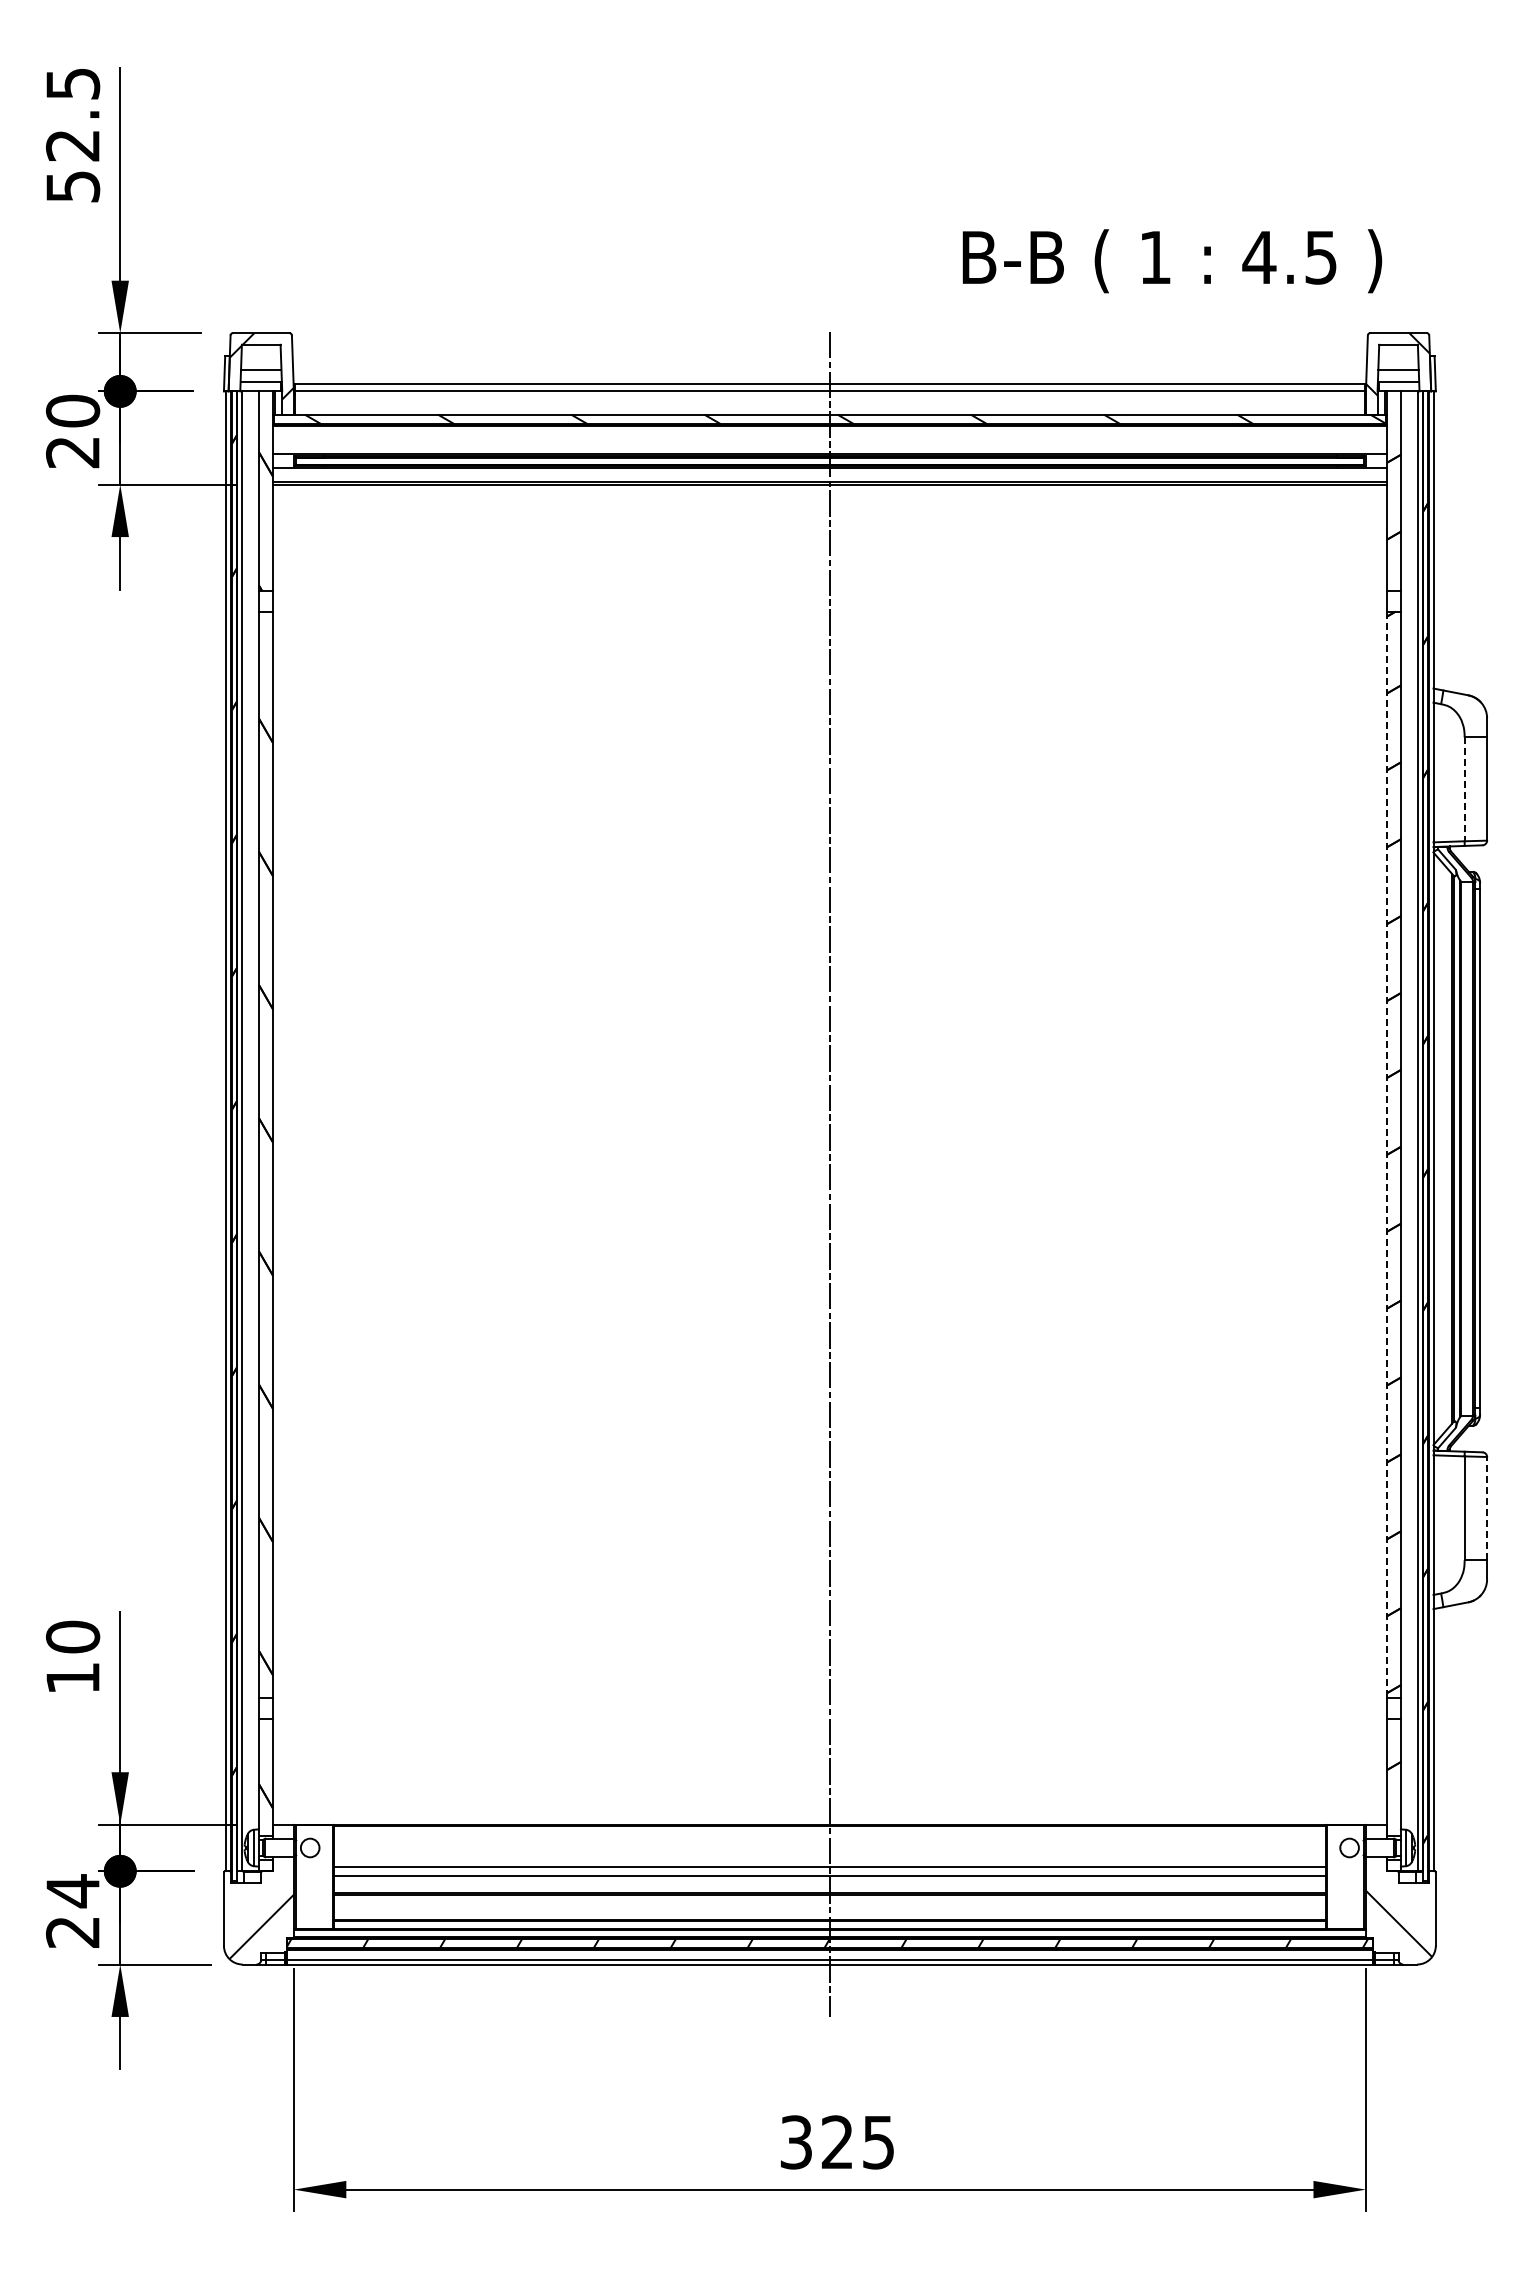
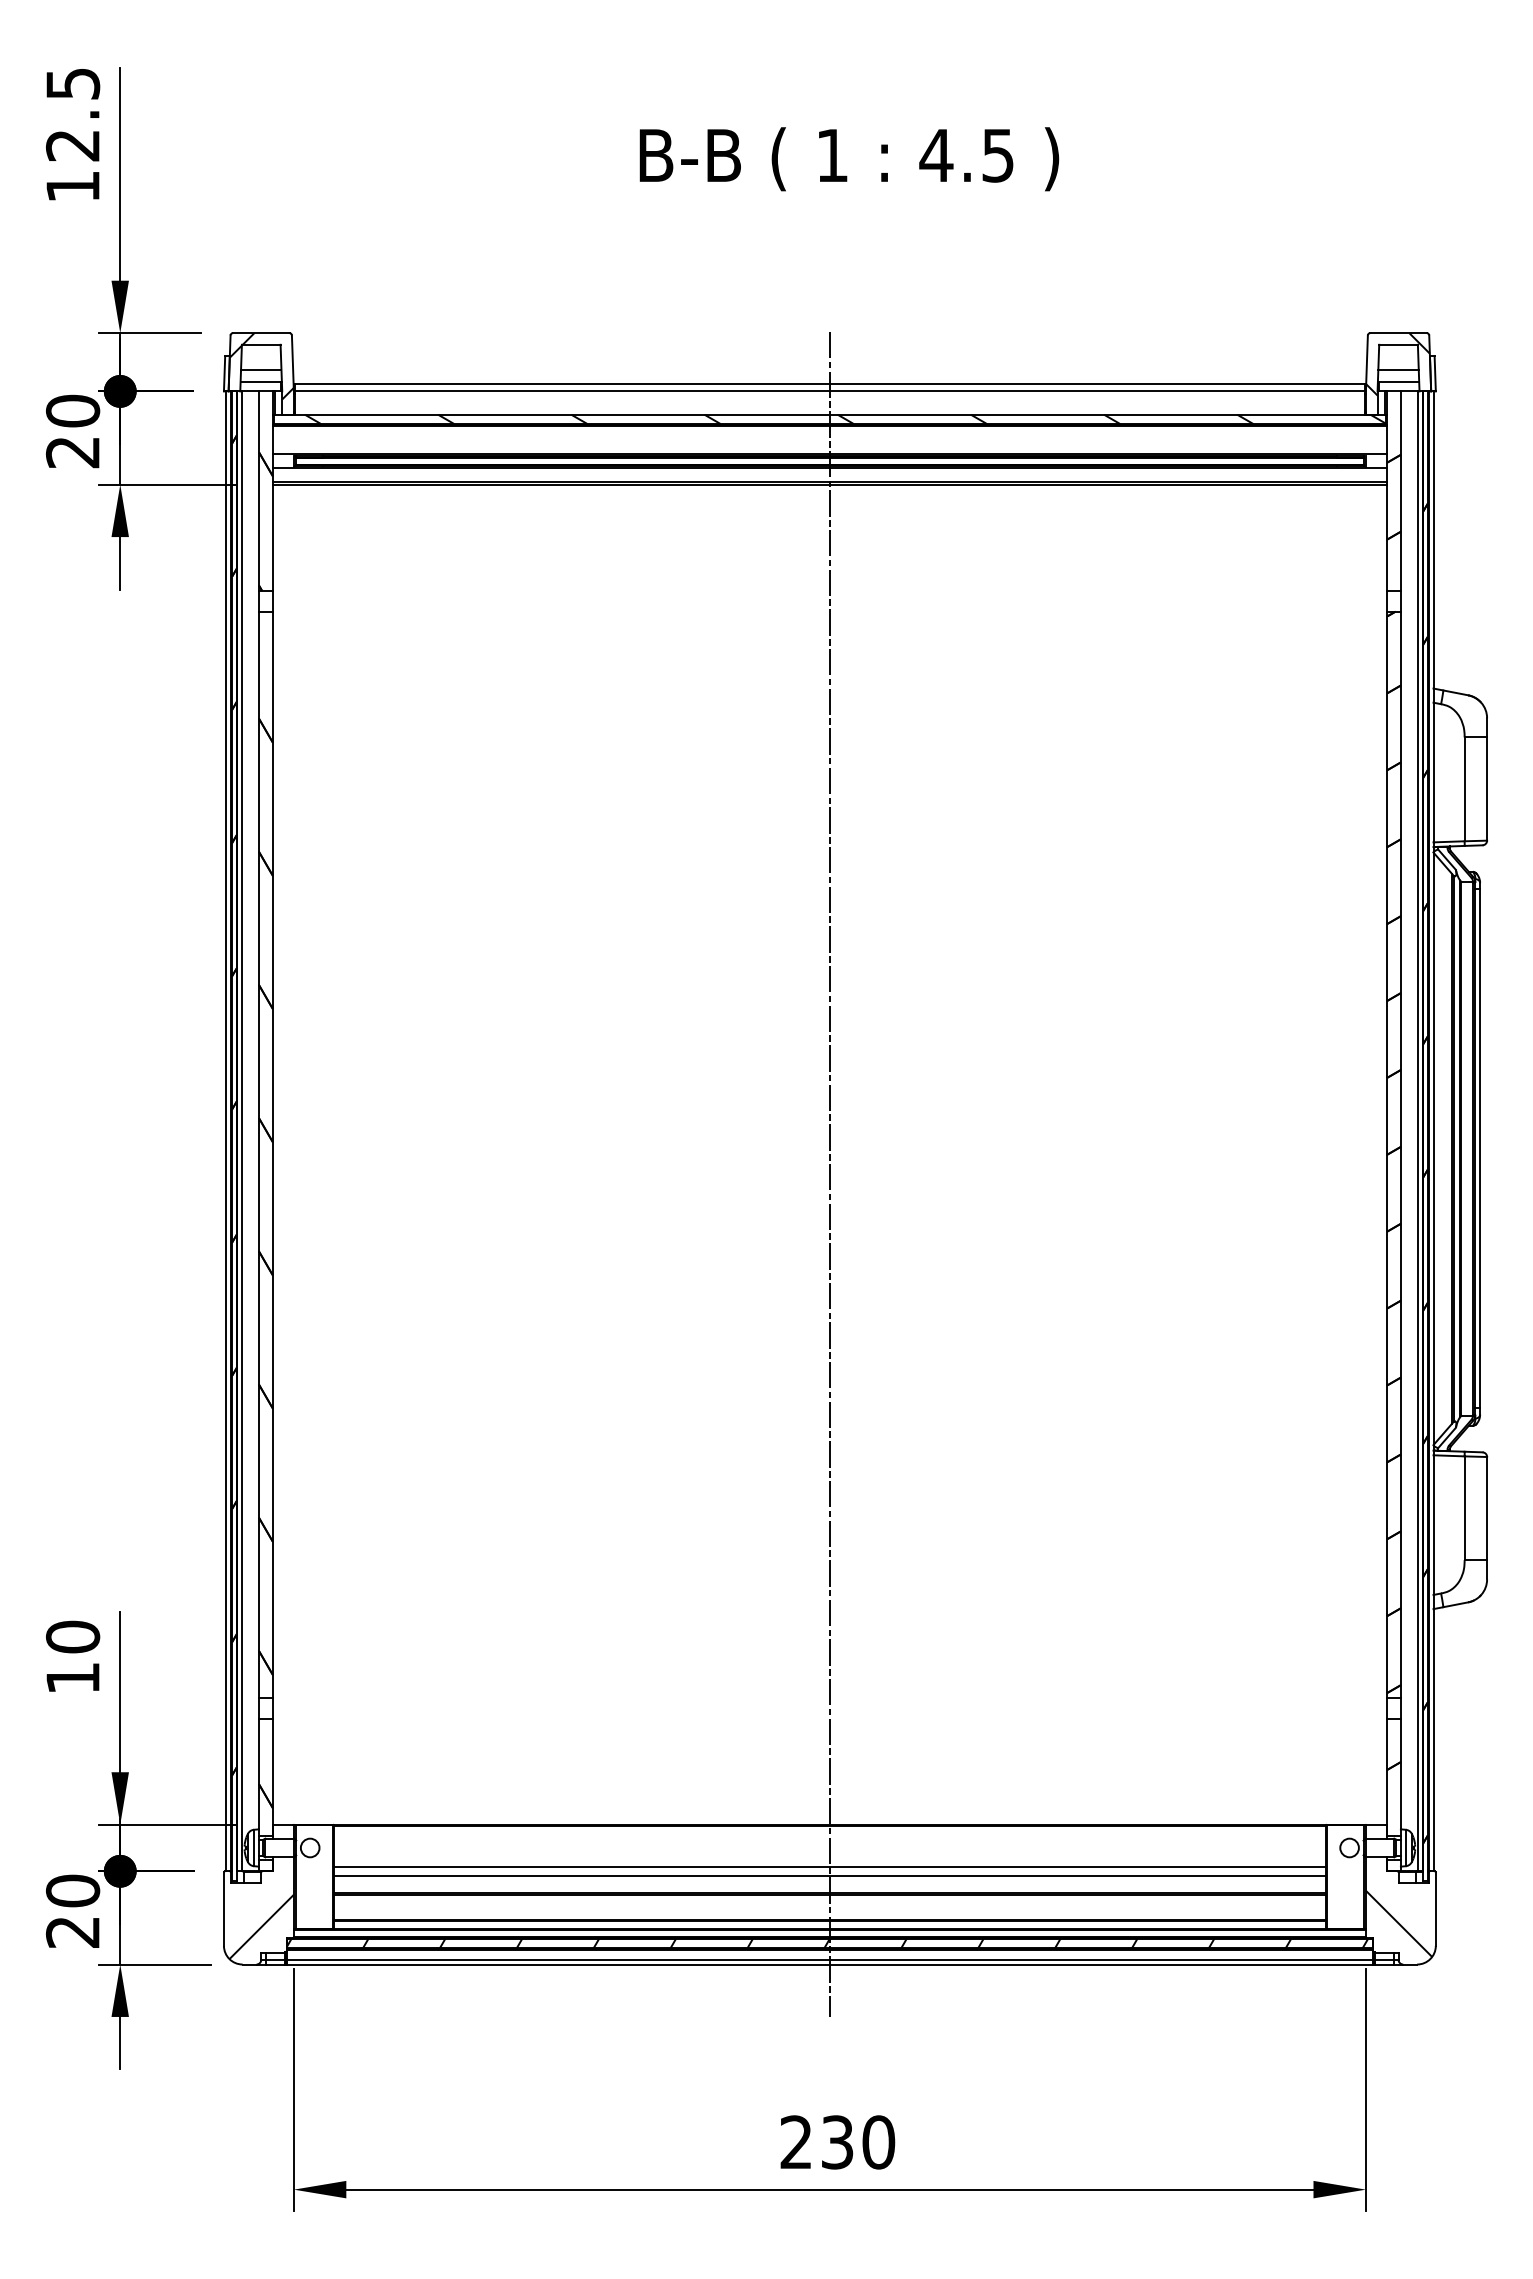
text: 52.5 -> 12.5 (73, 186)
text position: (1172, 261) -> (849, 159) (849, 159)
line: dashed -> solid (1464, 789)
line: dashed -> solid (1386, 1155)
line: dashed -> solid (1487, 1508)
text: 24 -> 20 (73, 1891)
text: 325 -> 230 (837, 2142)
